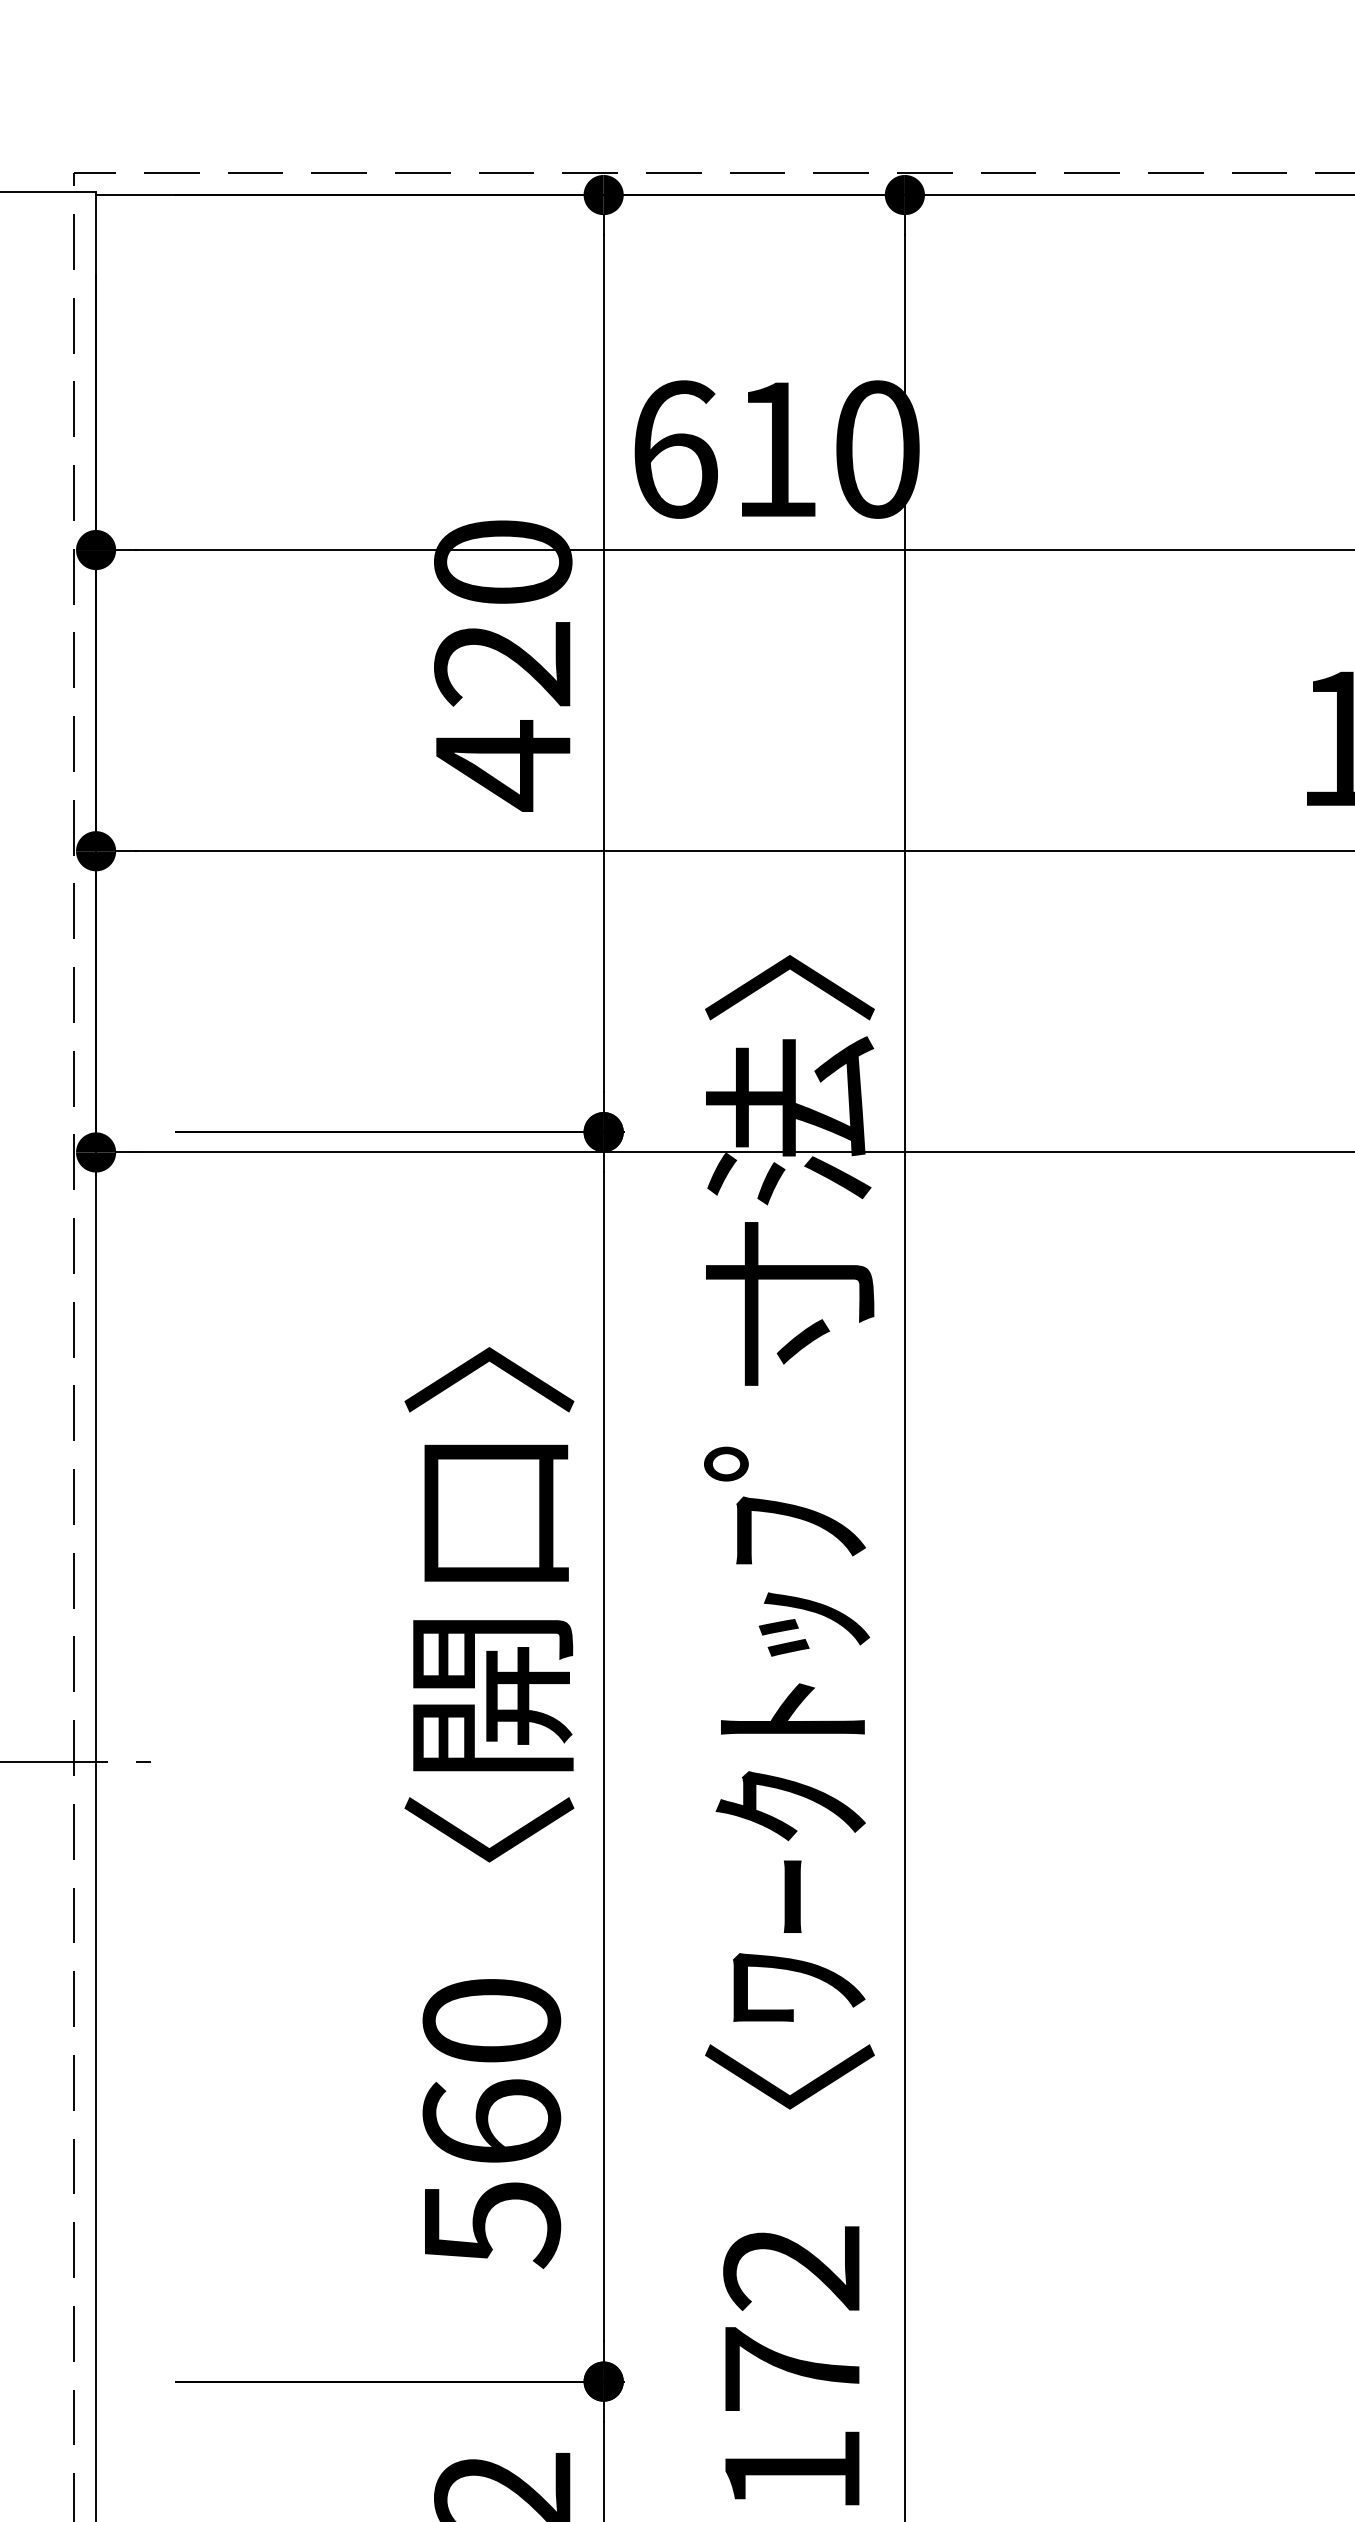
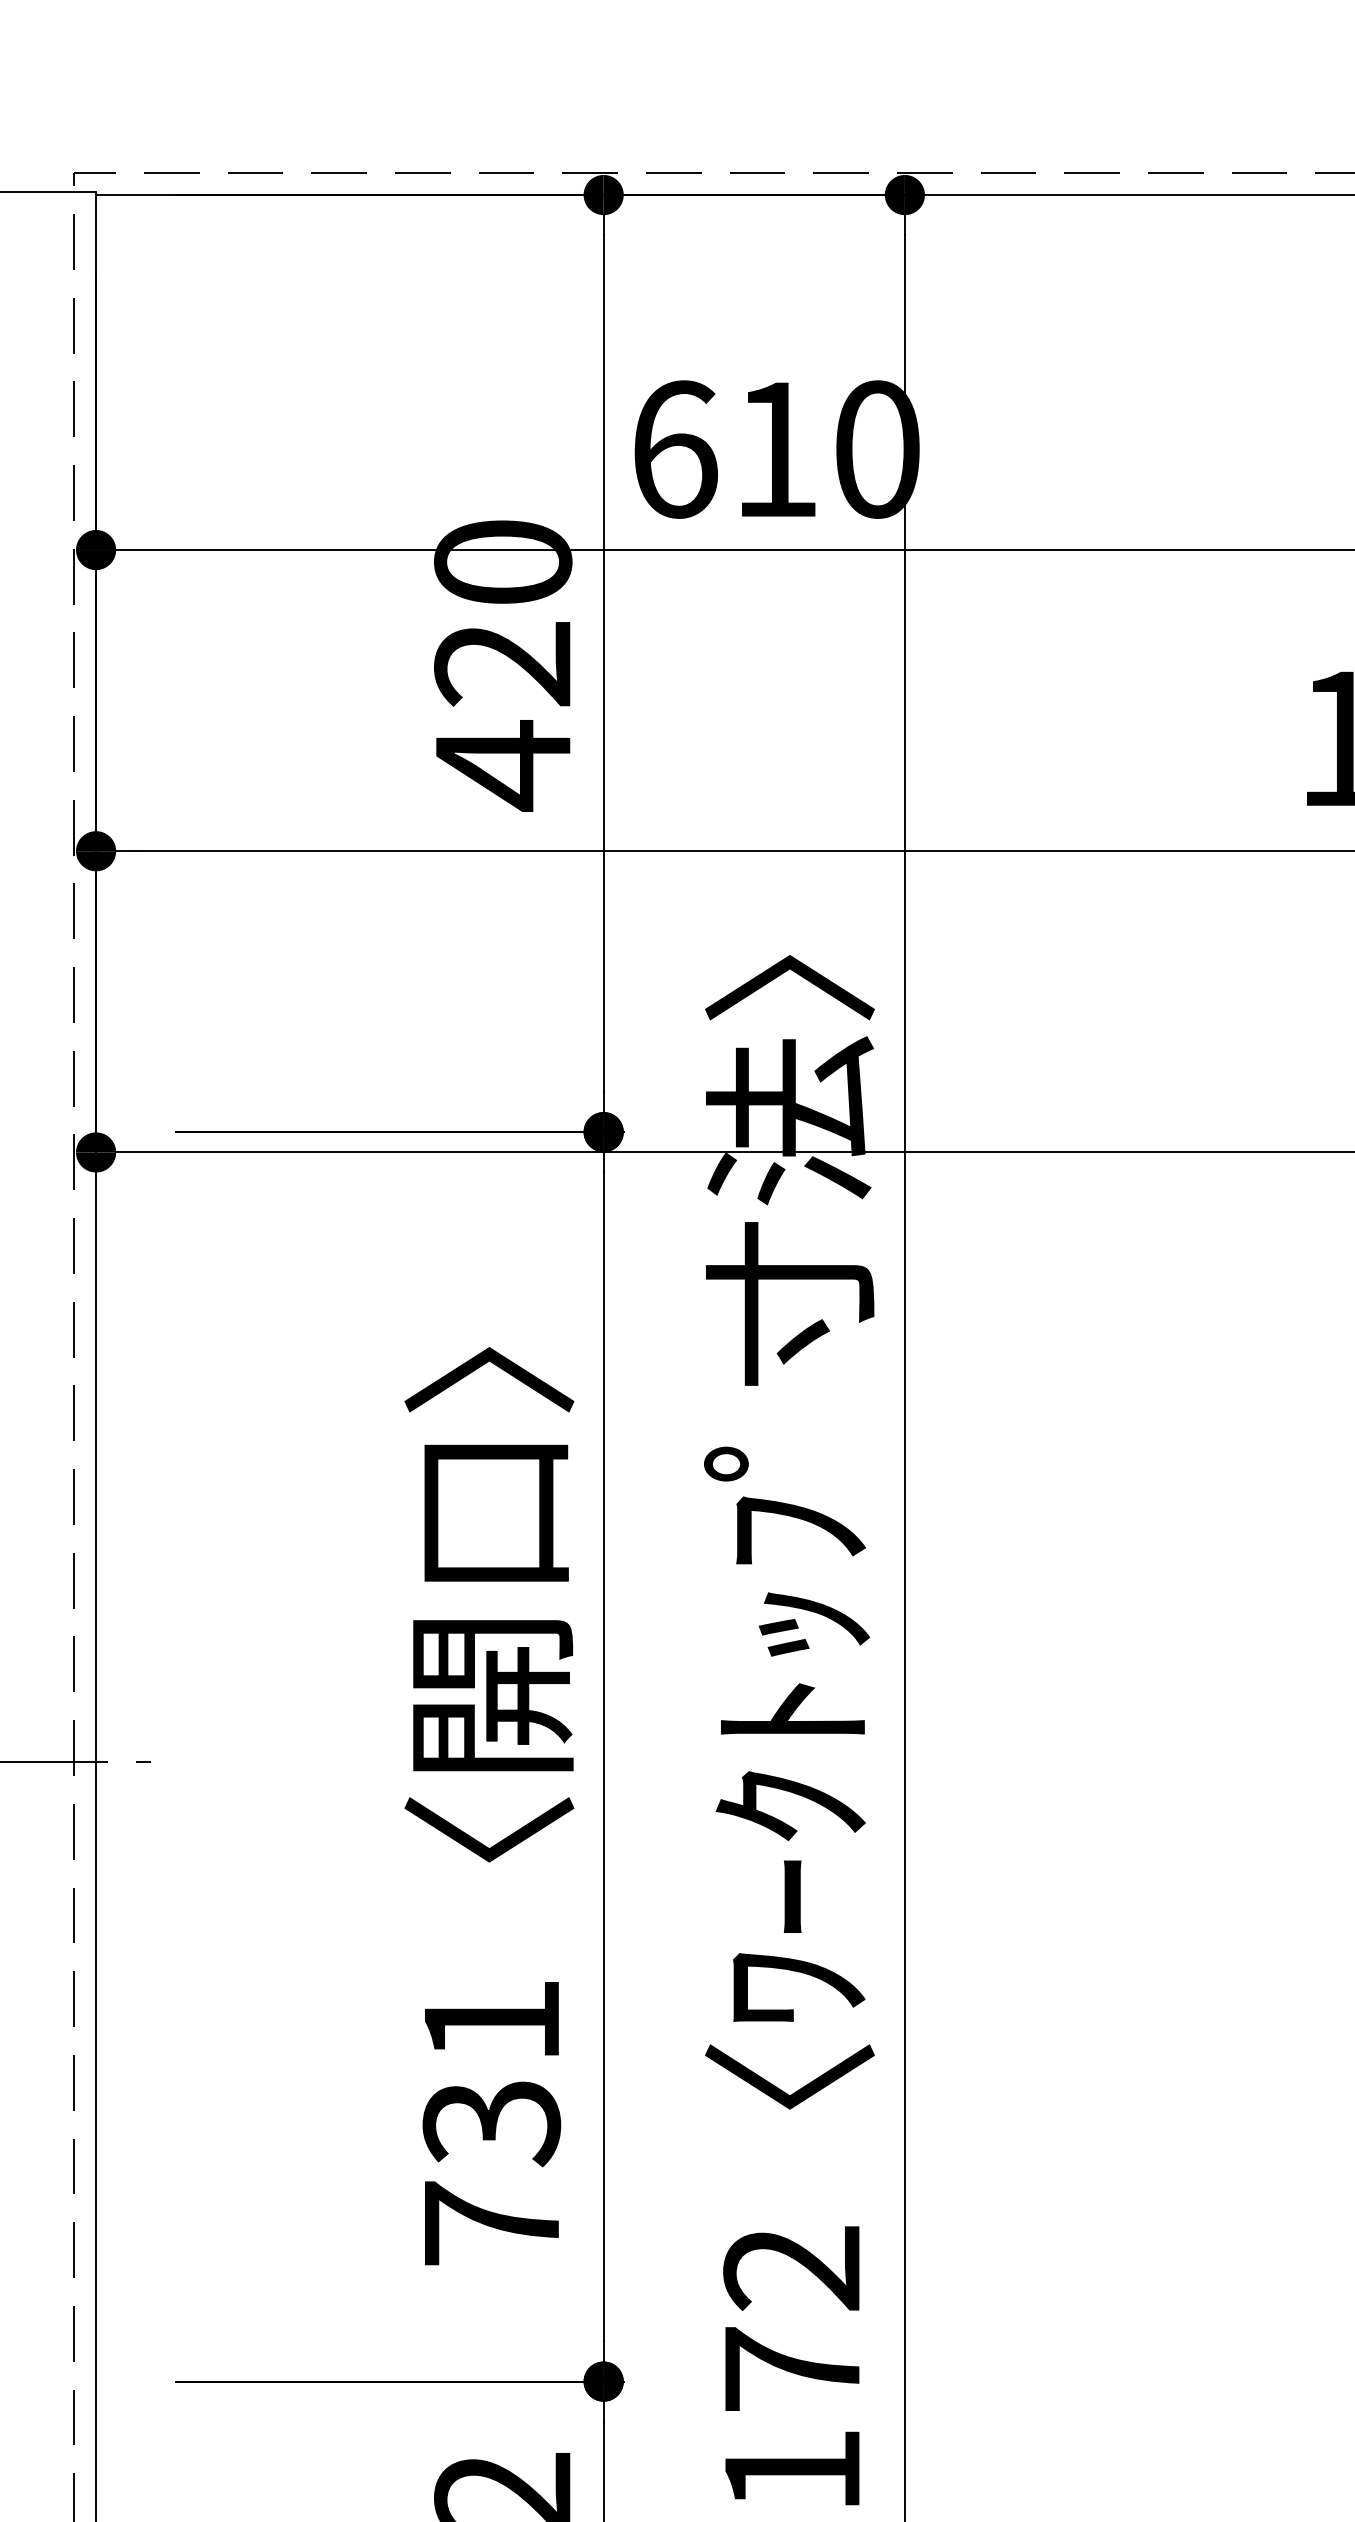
text: 560 -> 731 (491, 2123)
